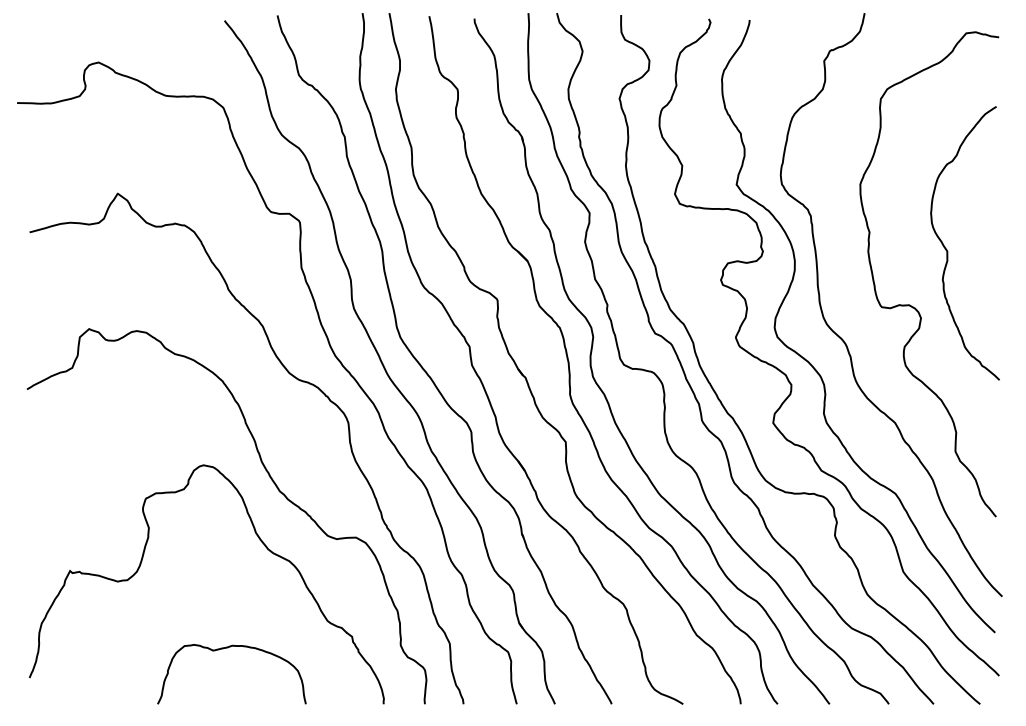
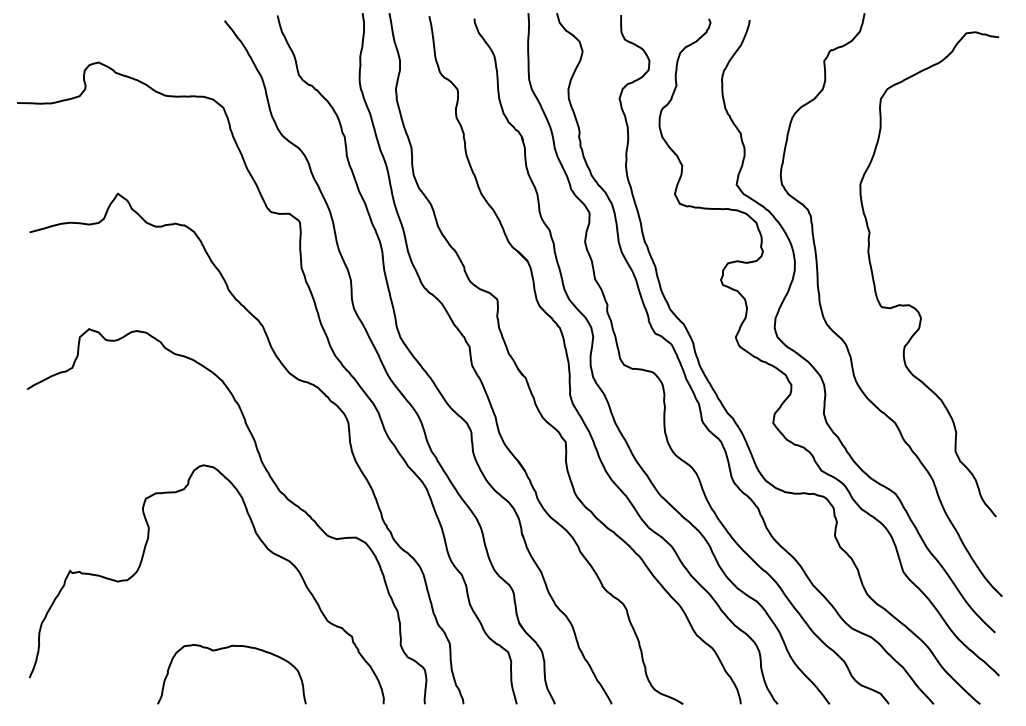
curve: present -> none (948, 251)
